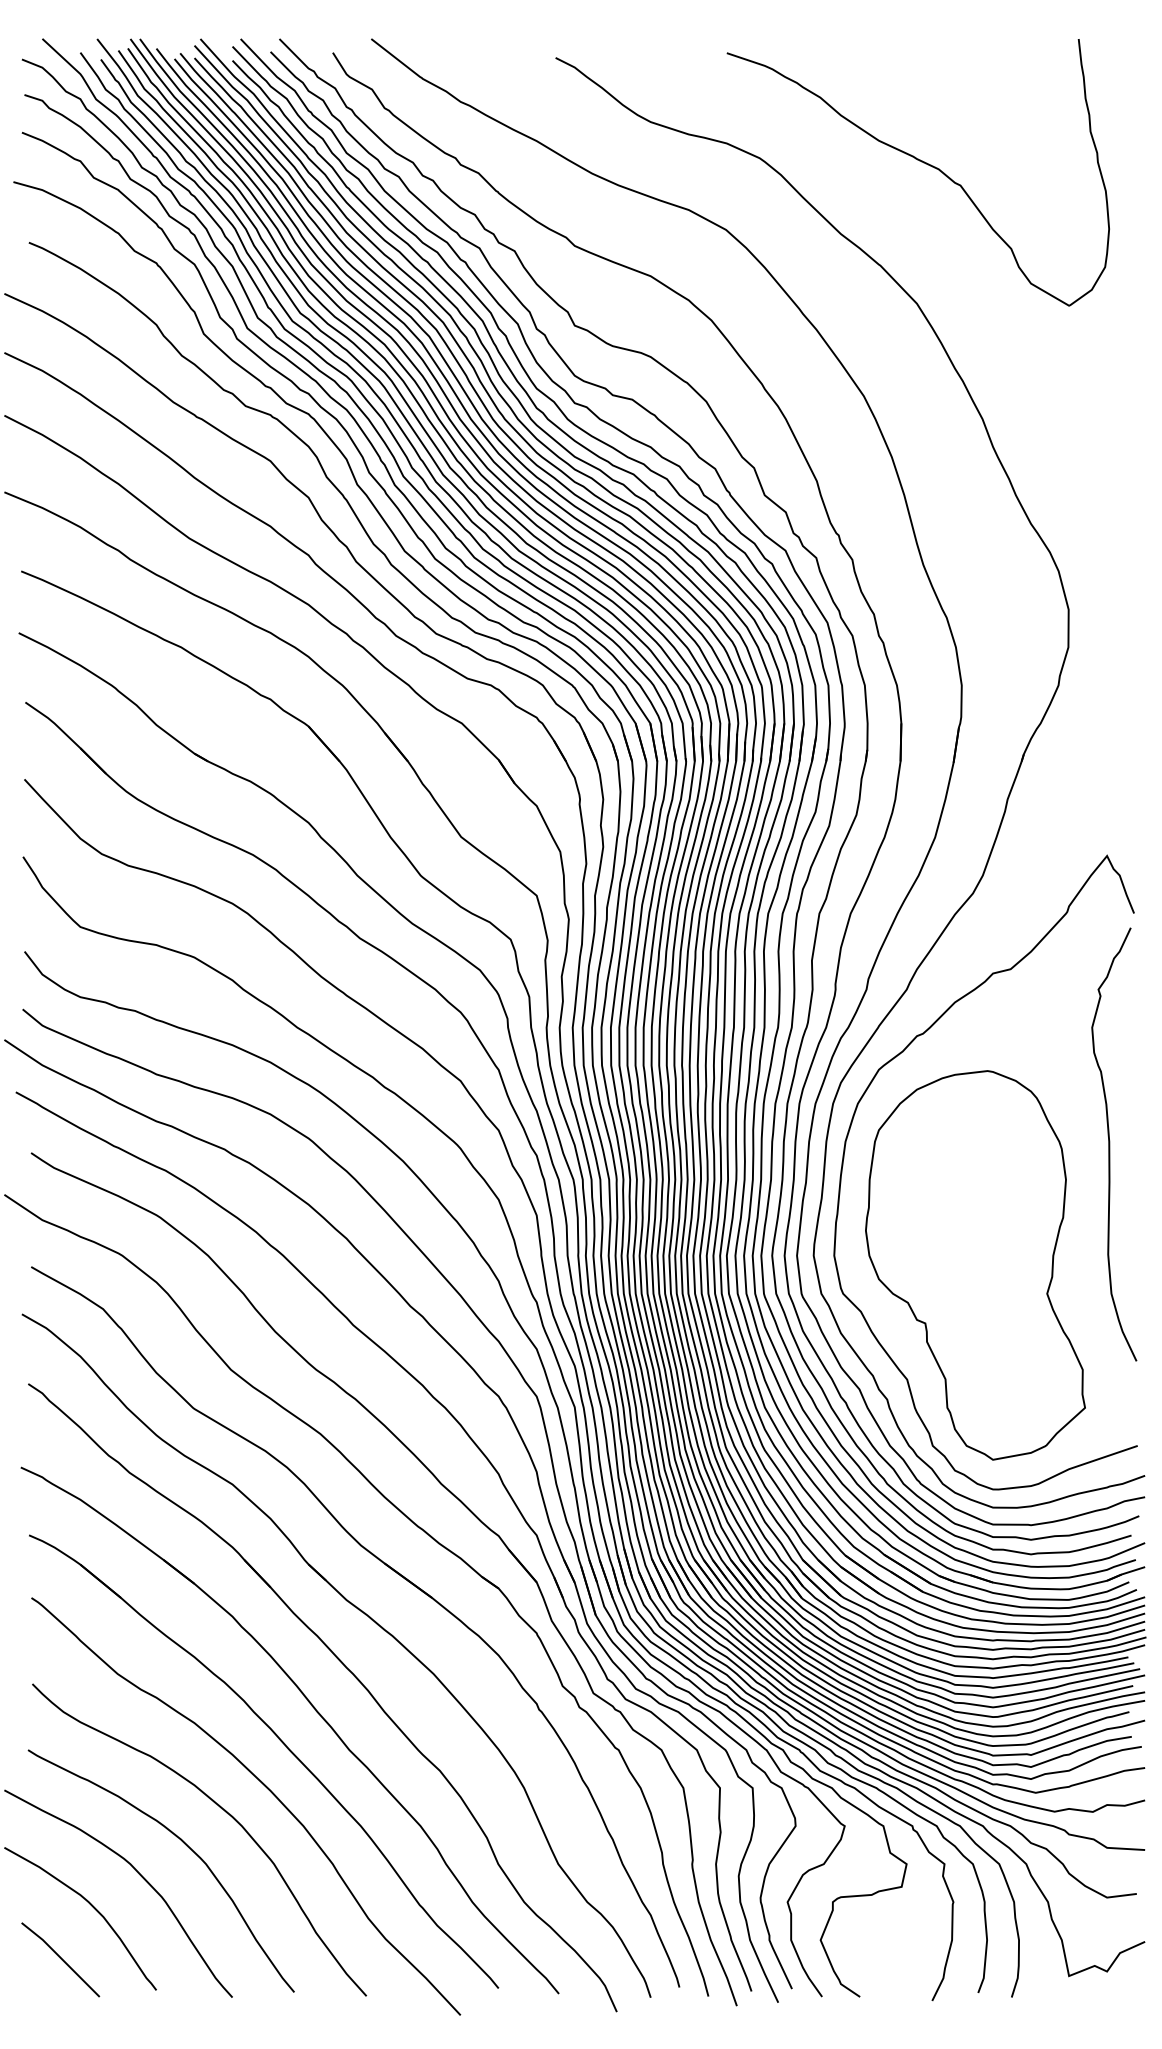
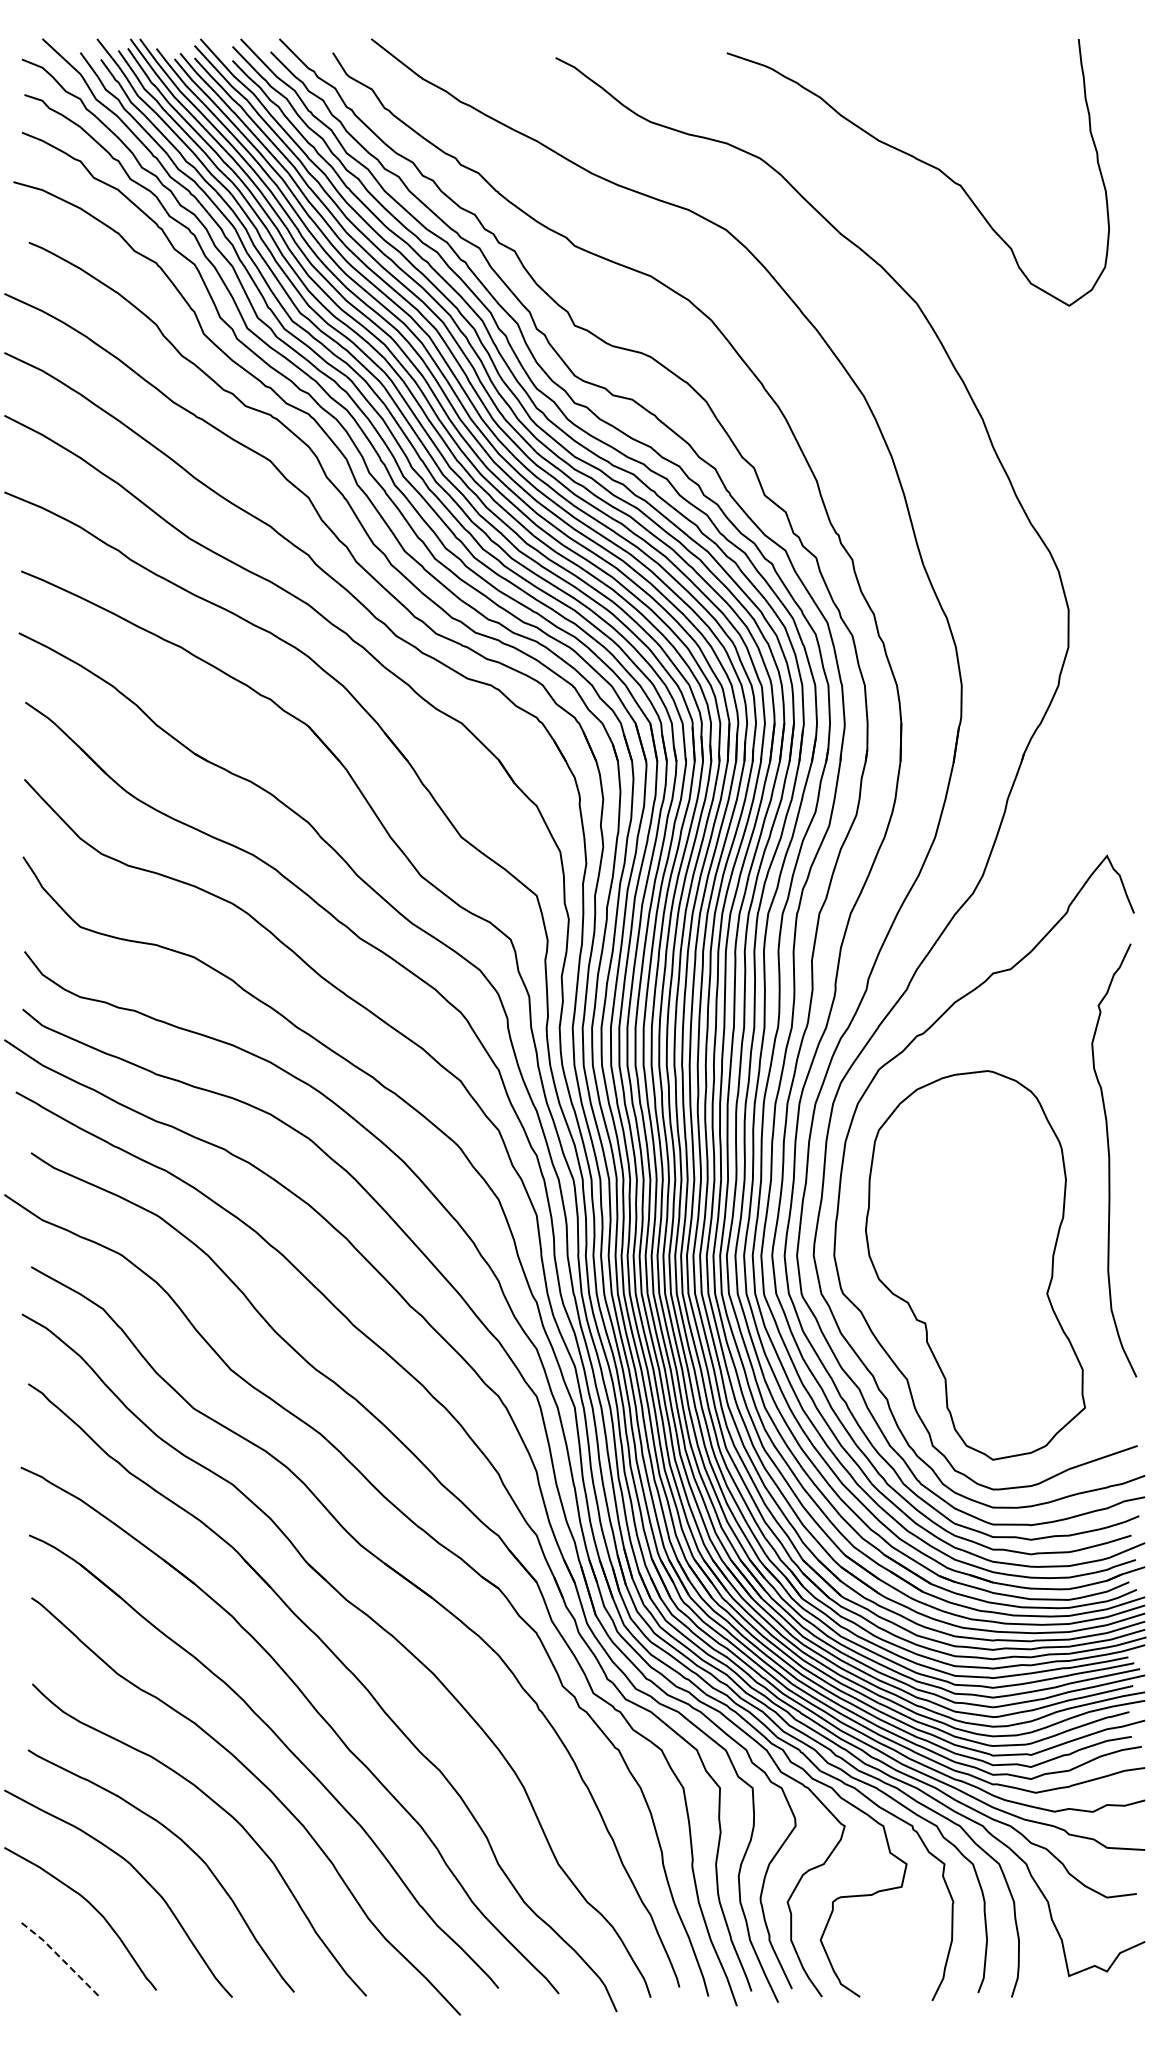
curve position: (1110, 1144) -> (1110, 1160) (1110, 1160)
line: solid -> dashed (61, 1958)
